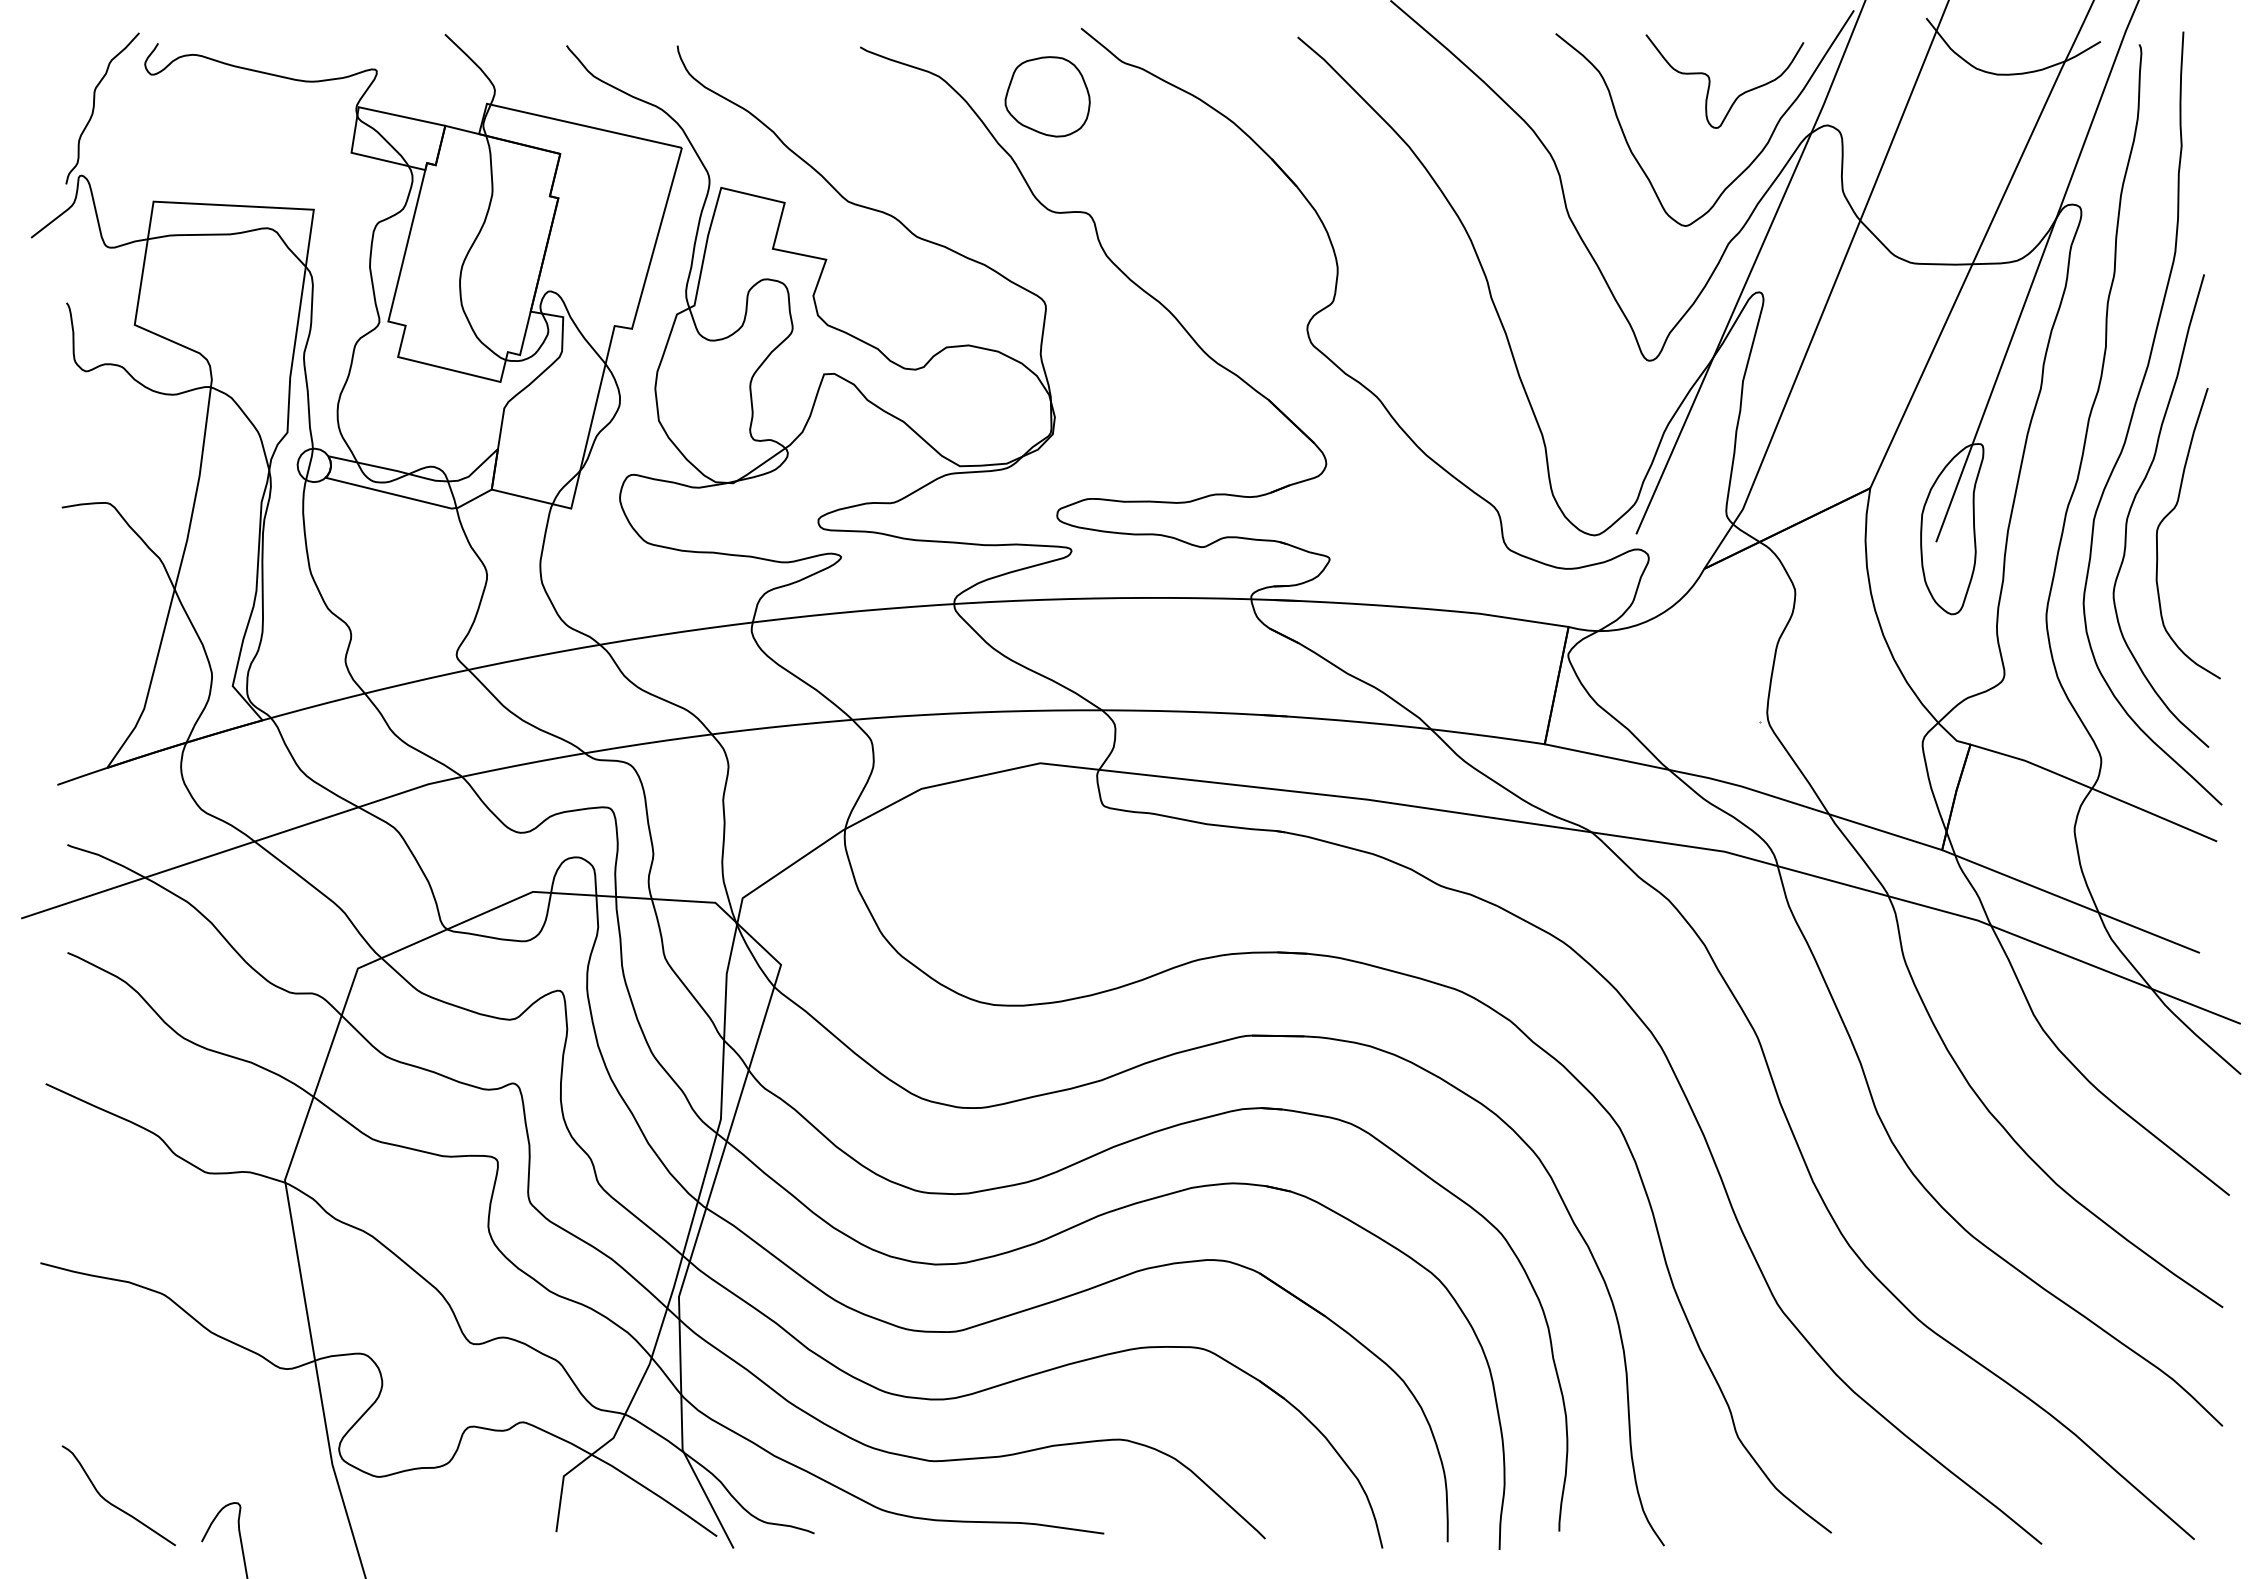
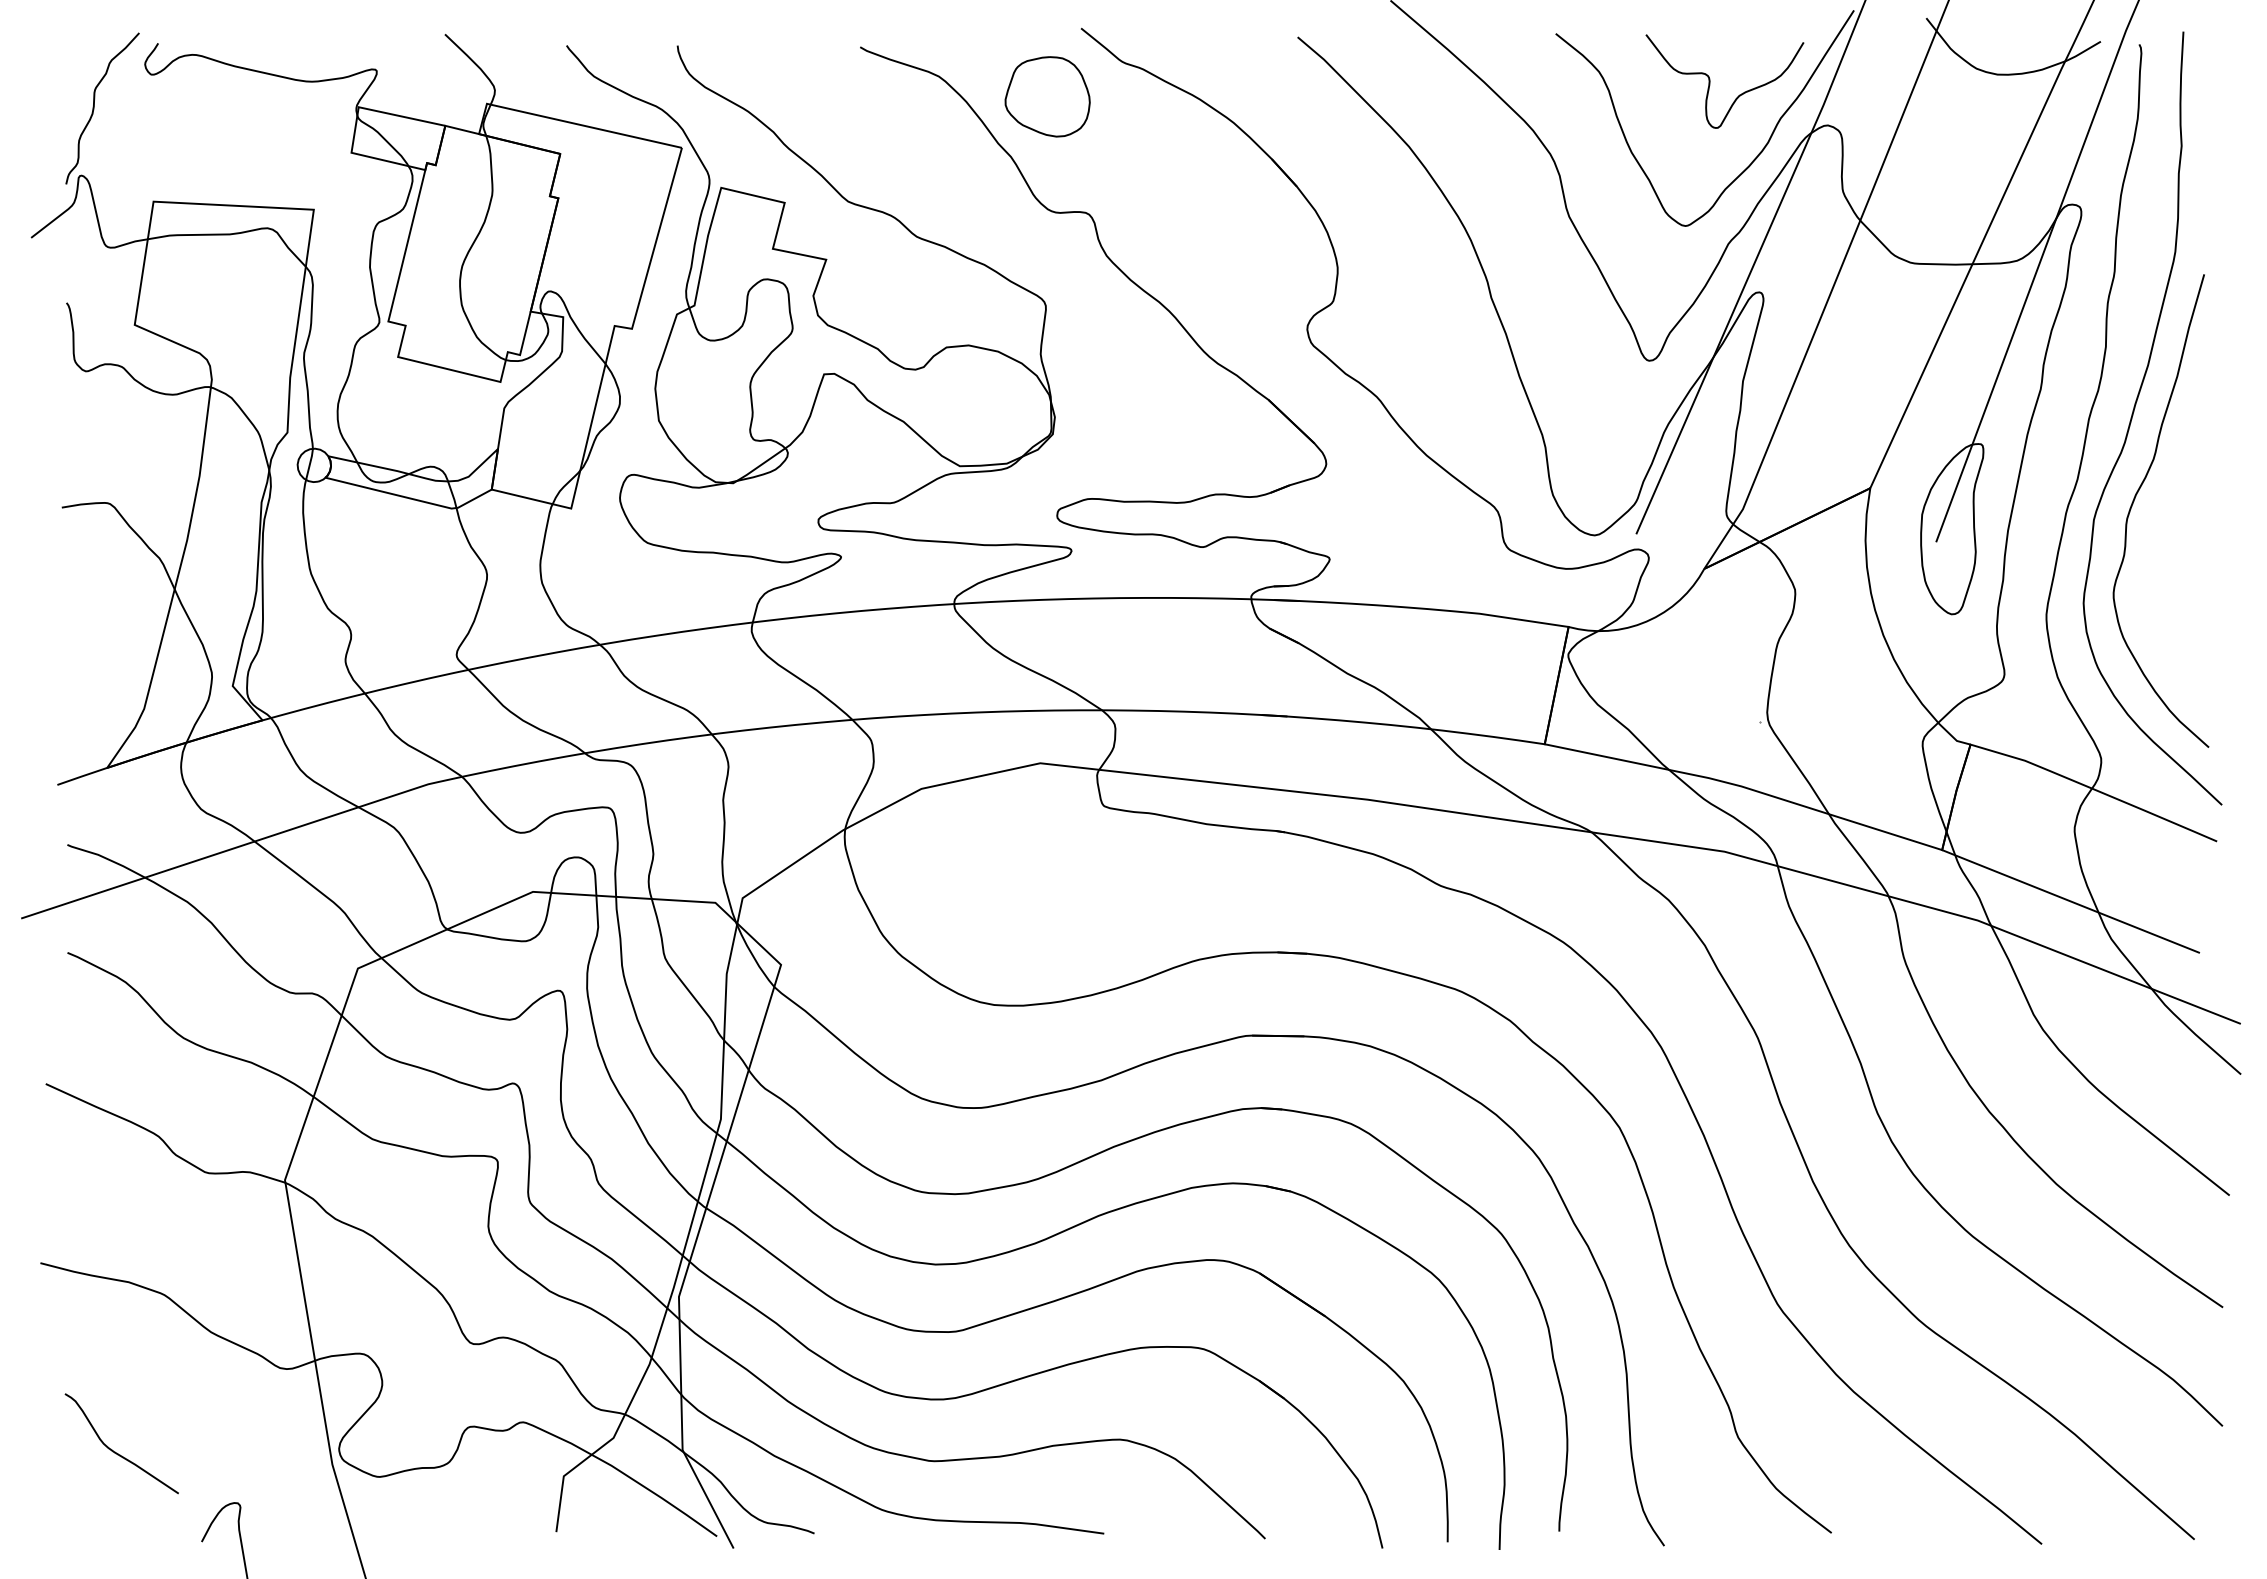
curve: present -> none (2169, 514)
curve position: (112, 1503) -> (115, 1451) (115, 1451)
